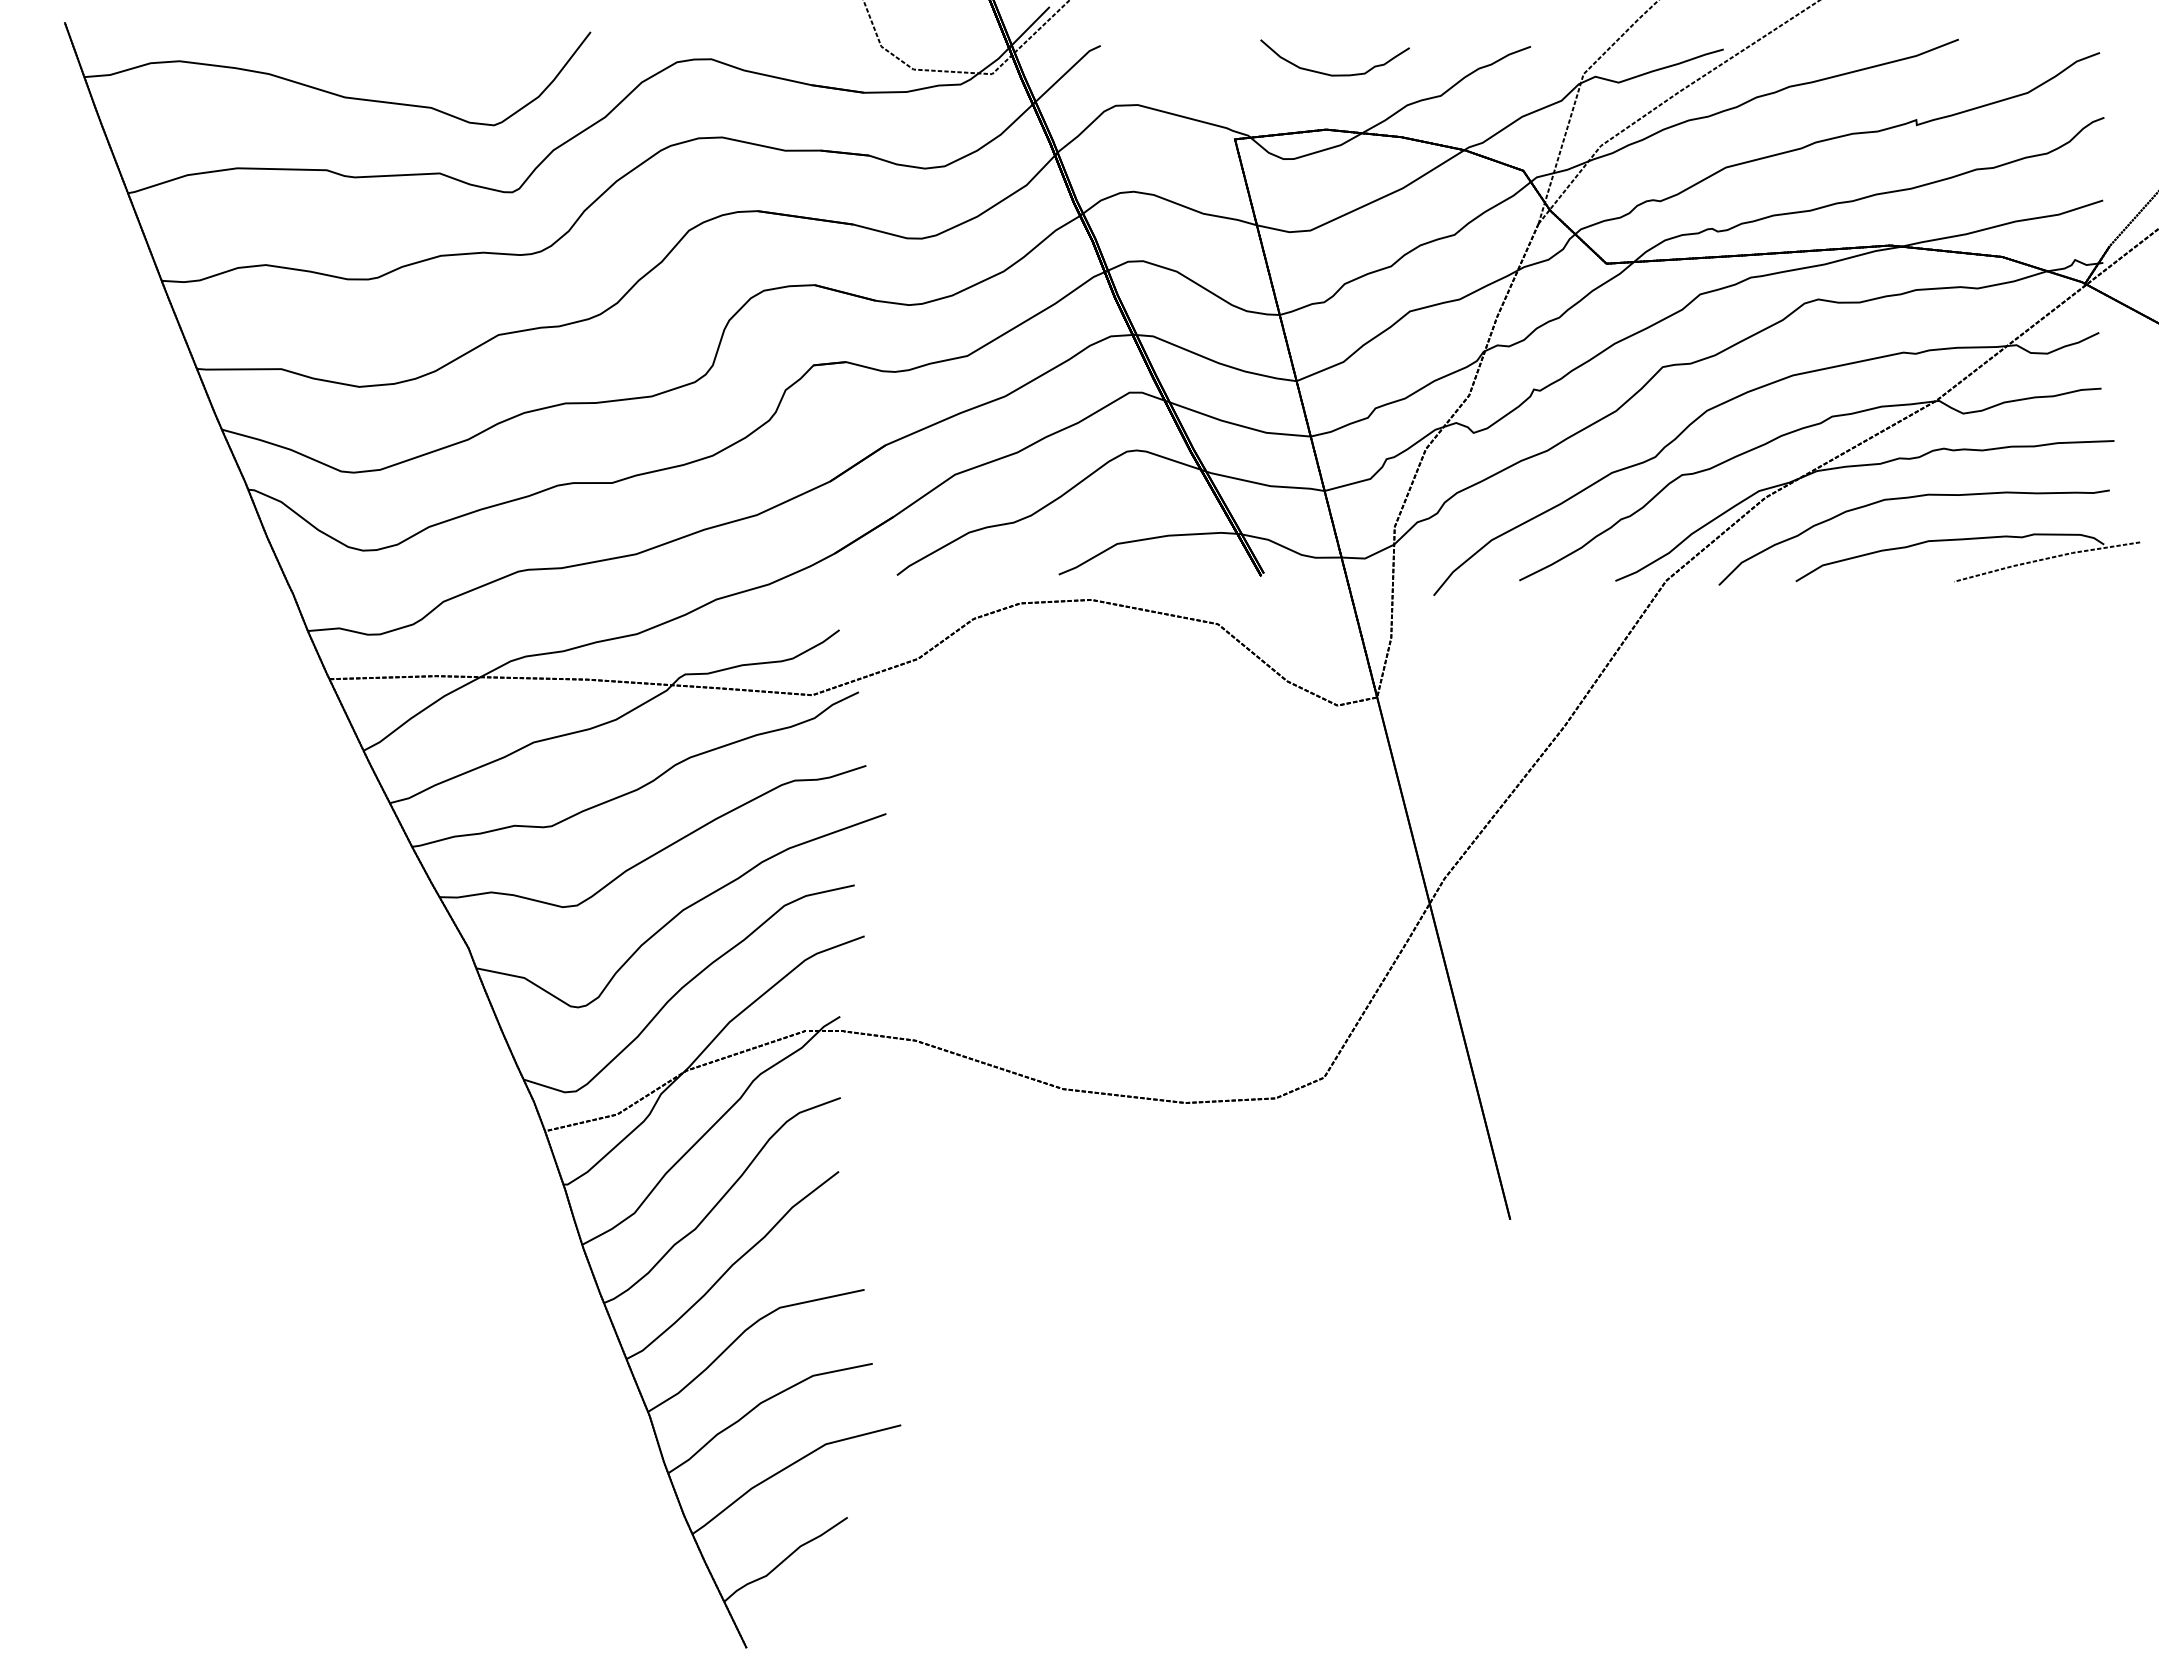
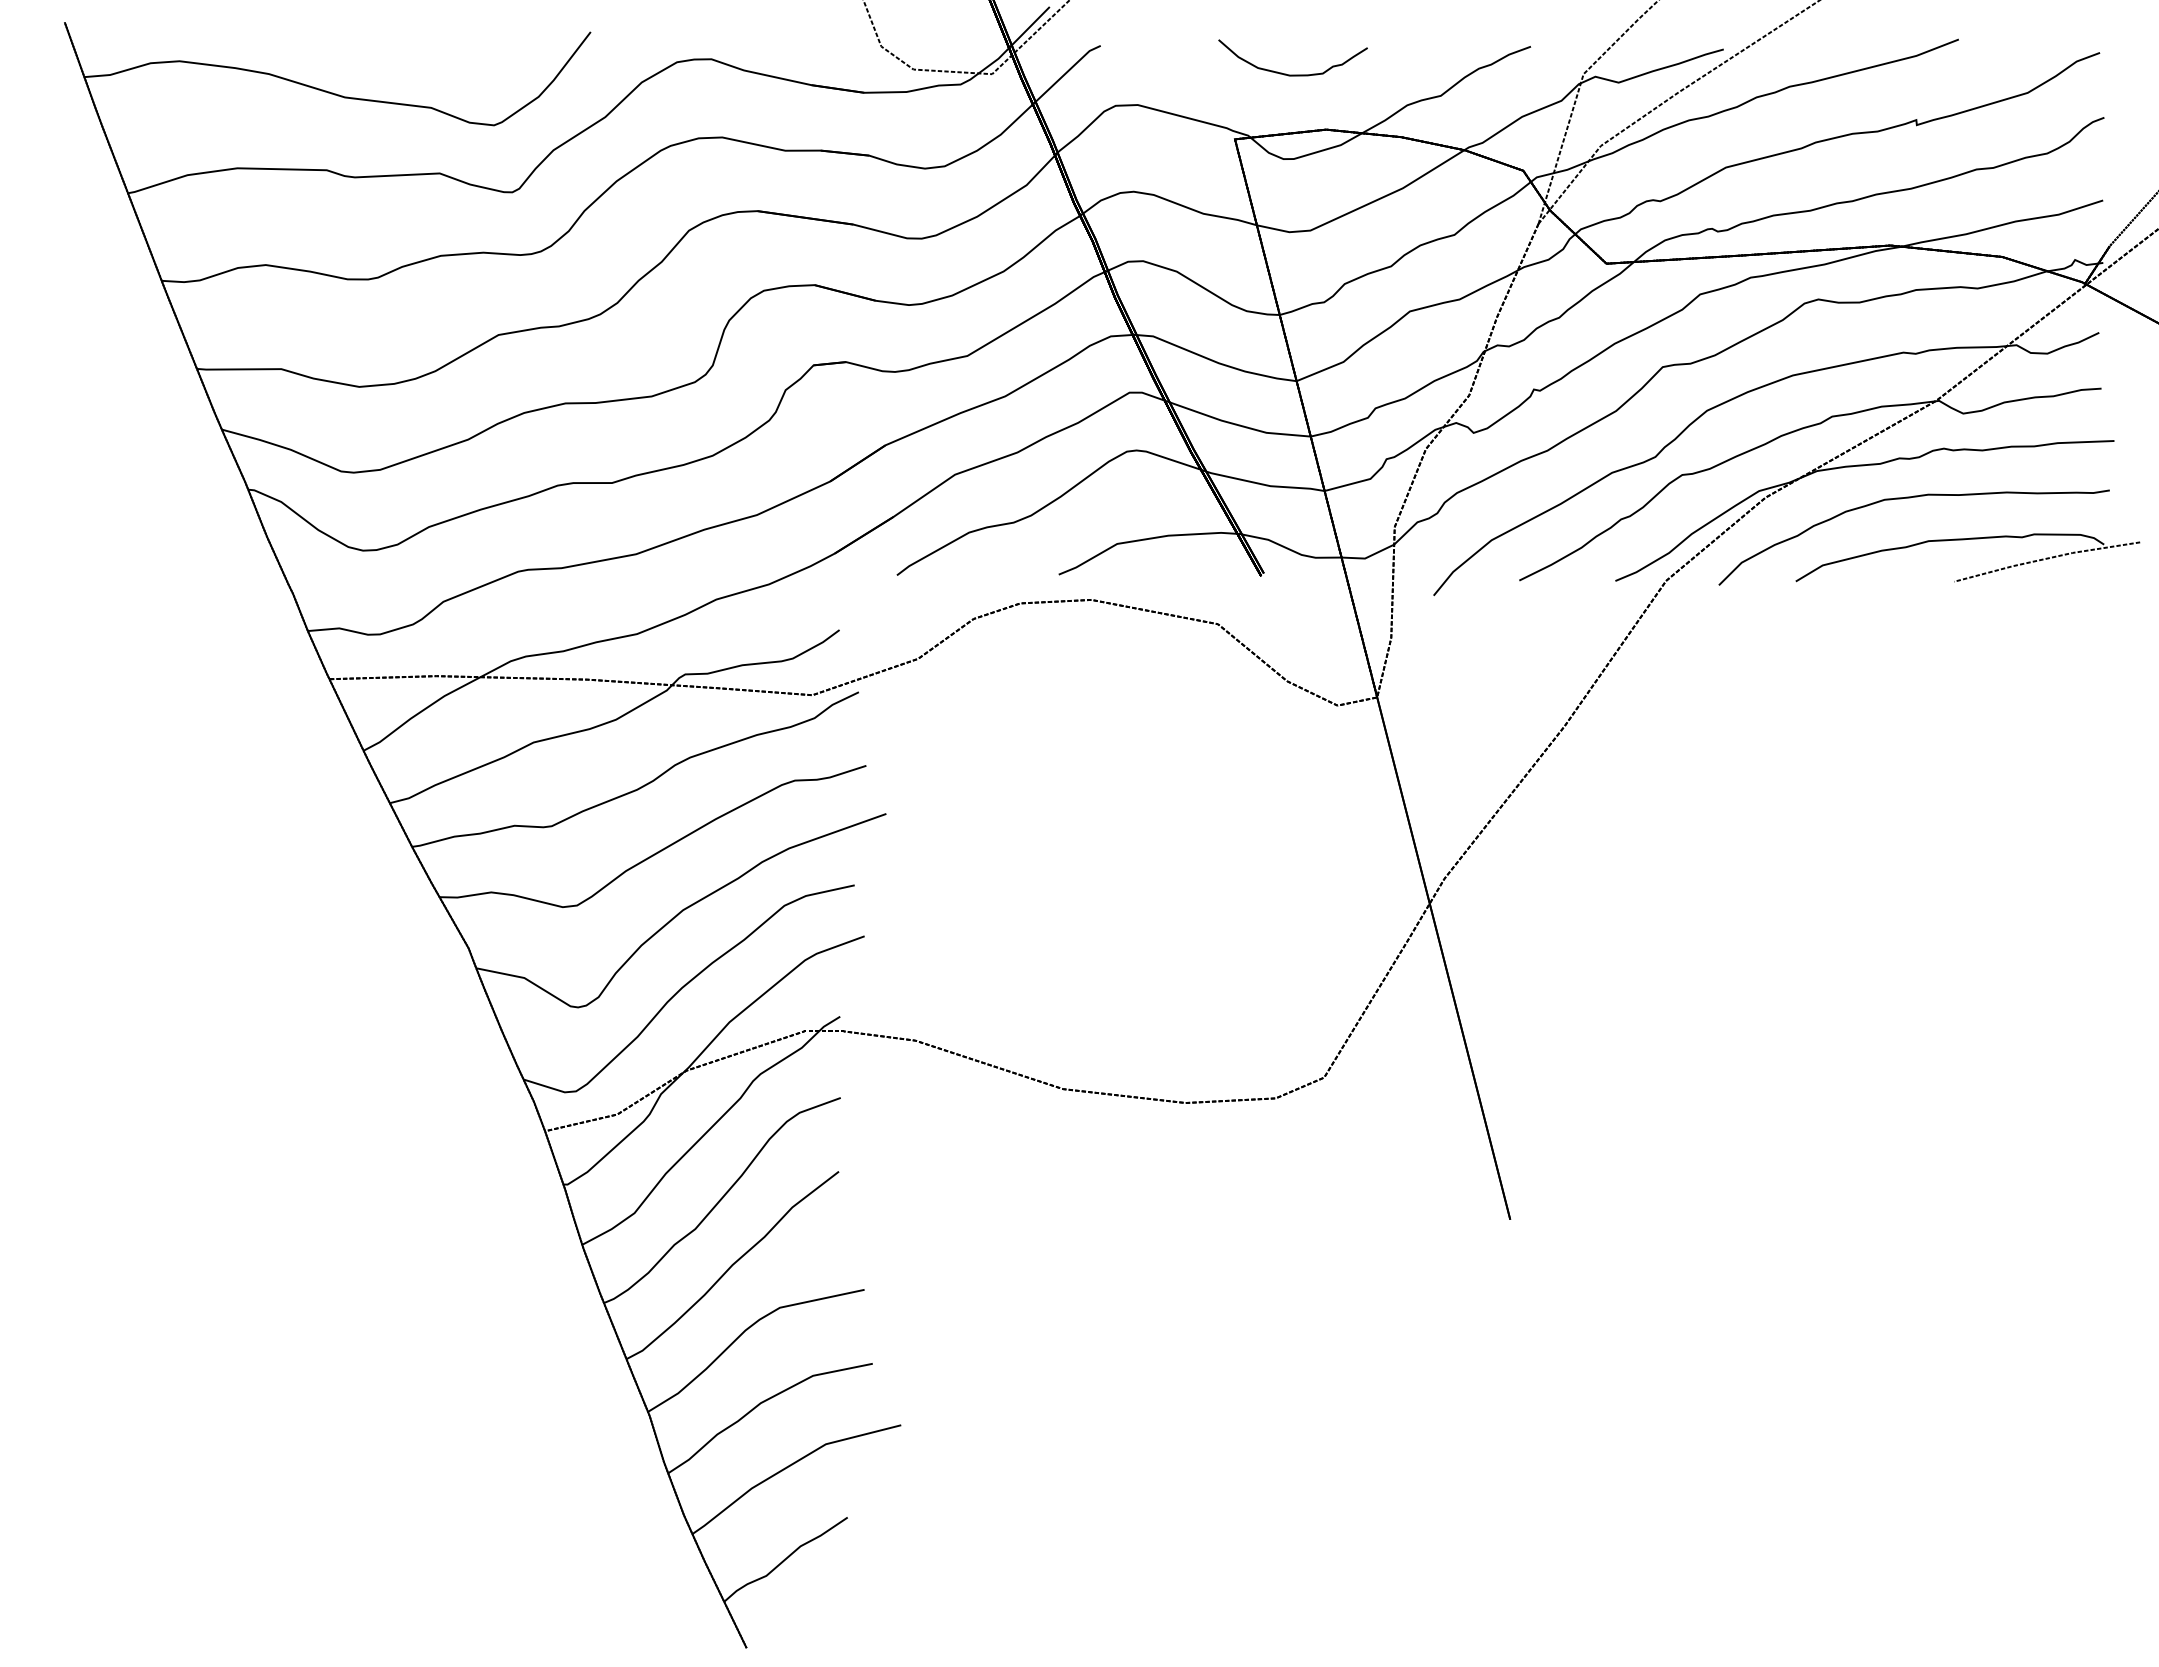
curve position: (1334, 74) -> (1292, 74) (1292, 74)
